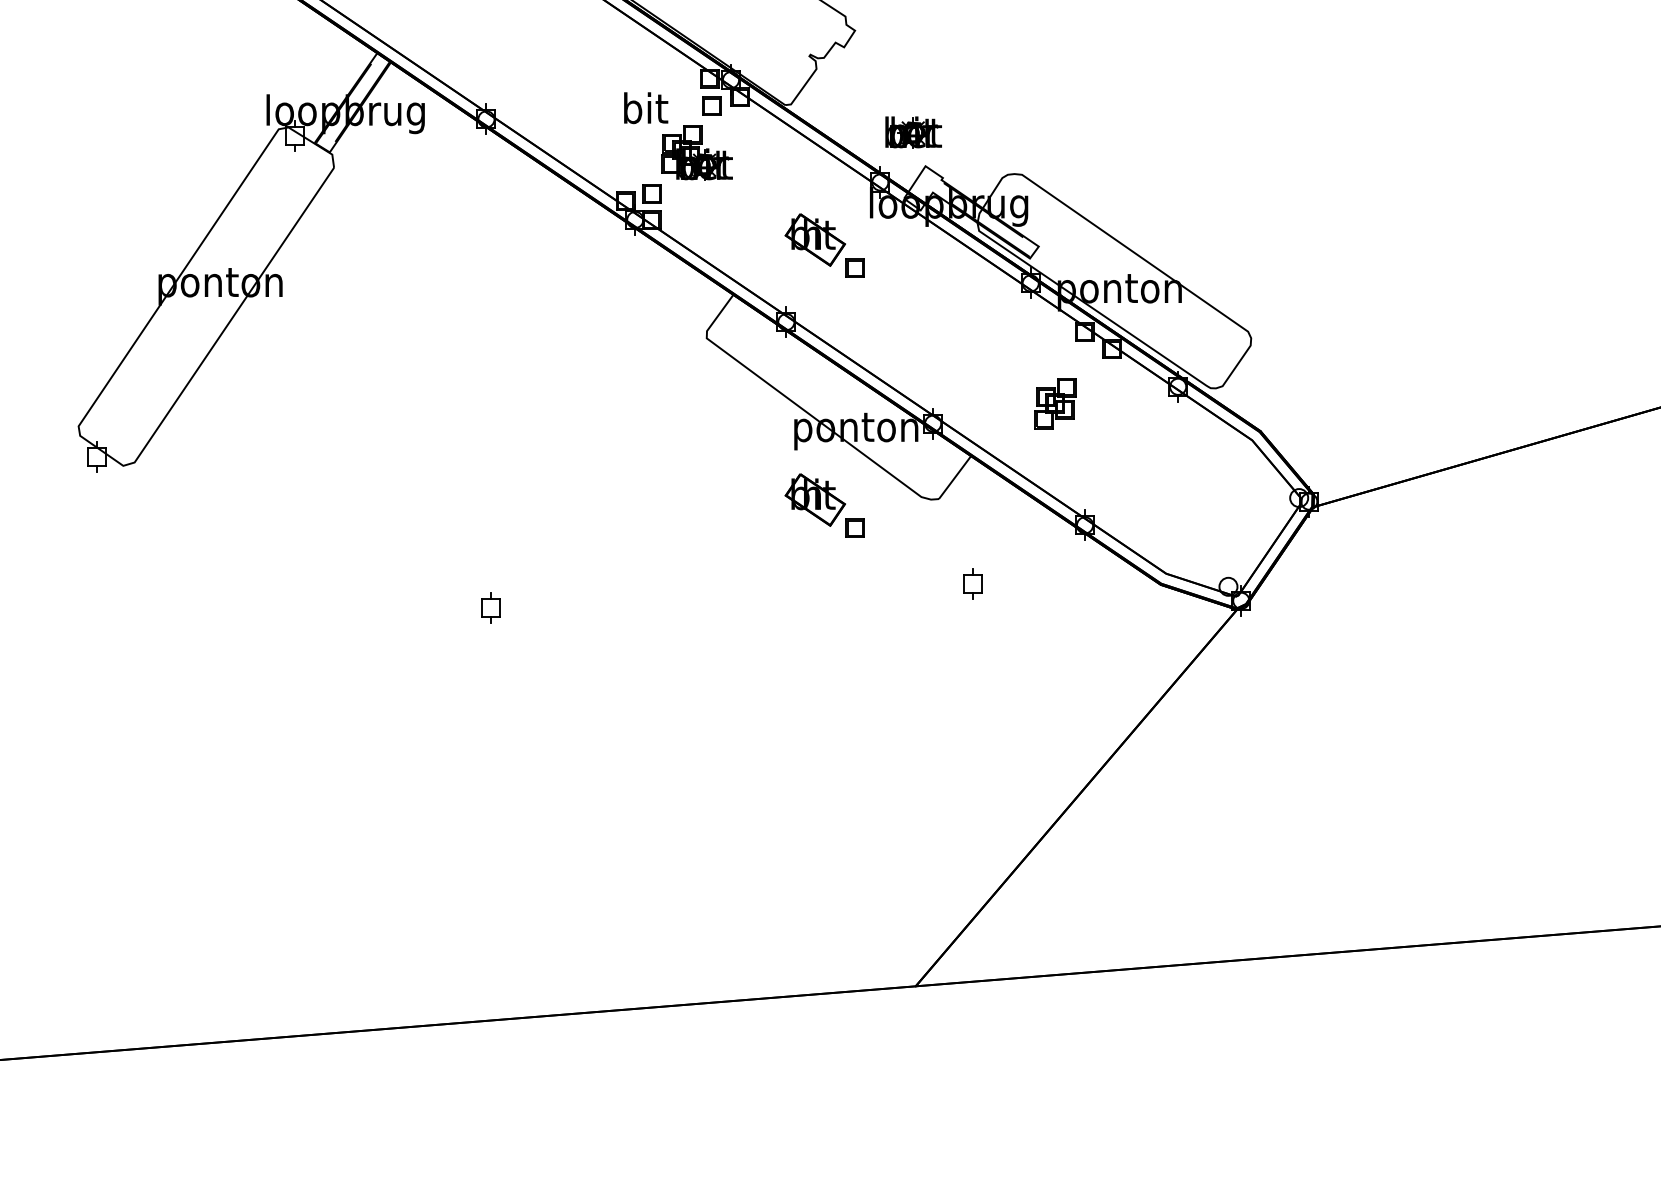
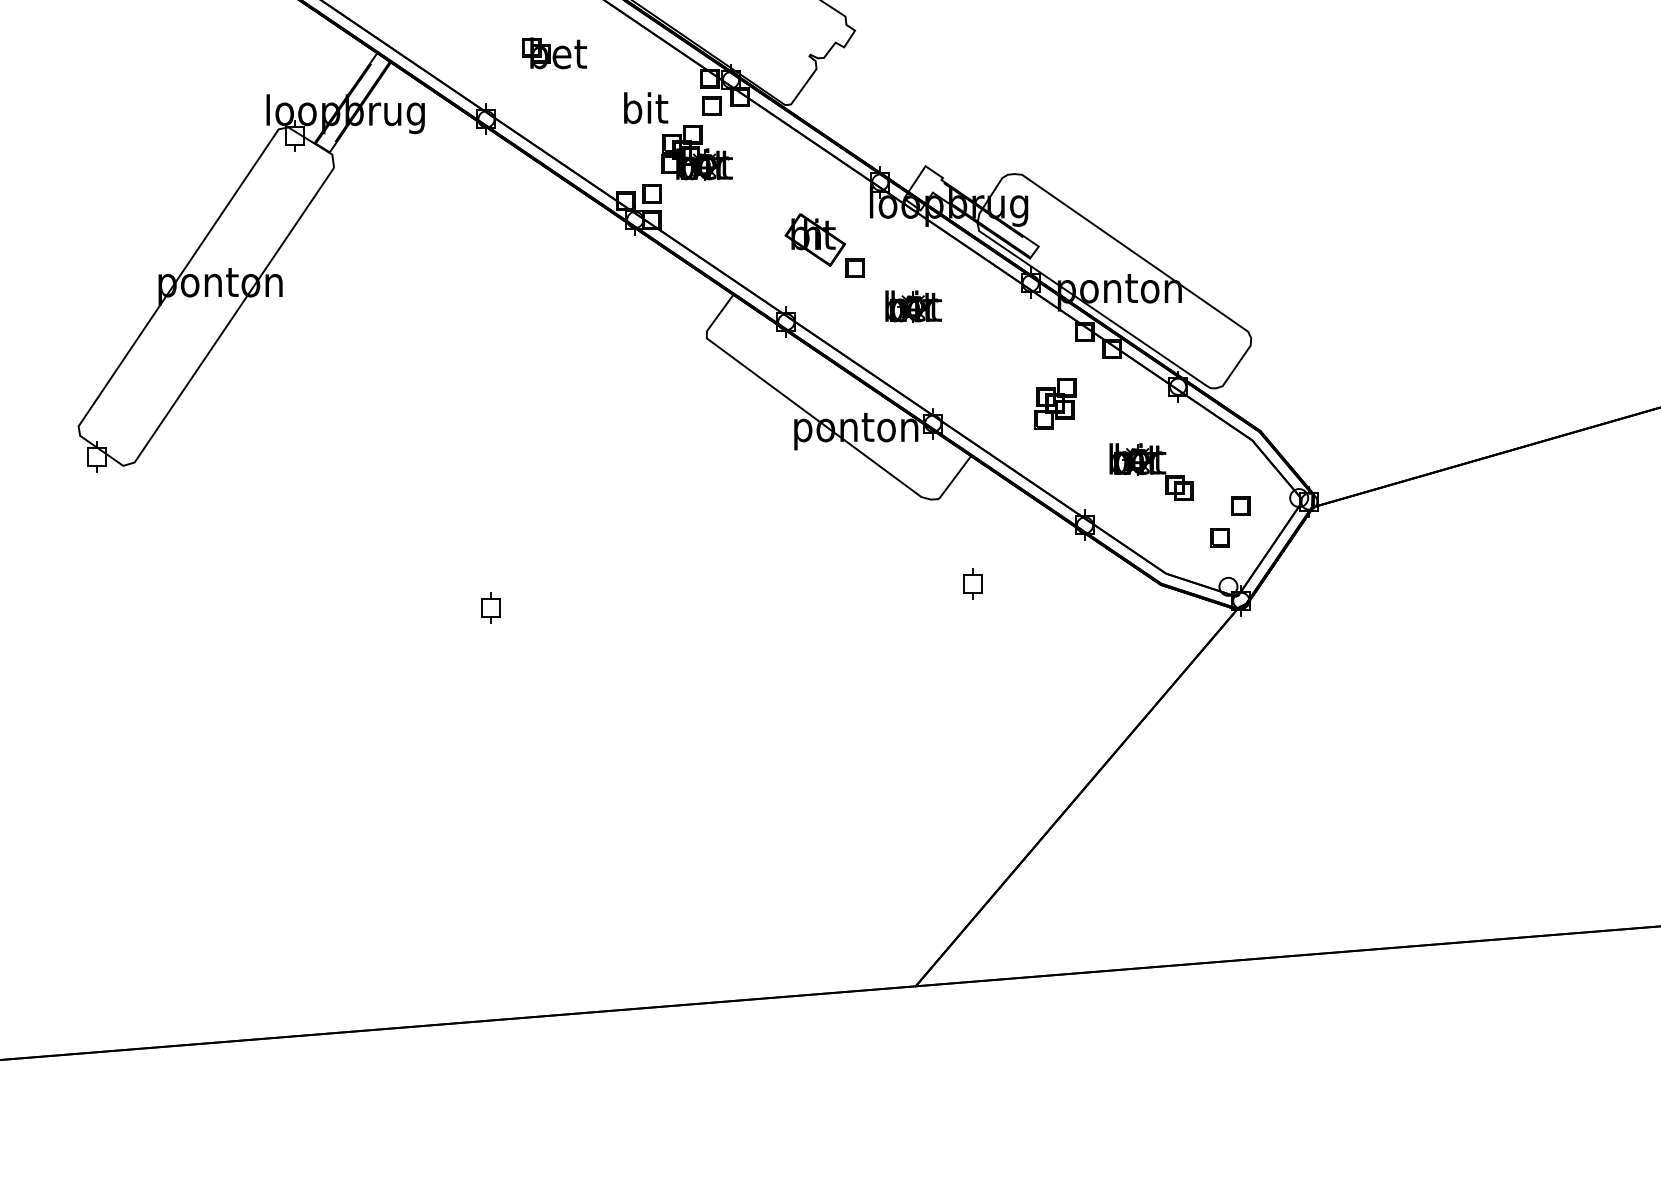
part: none -> present (554, 53)
part position: (913, 132) -> (913, 306) (913, 306)
part: none -> present (1151, 471)
part: present -> none (824, 505)
part: none -> present (1240, 505)
part: none -> present (1219, 537)
